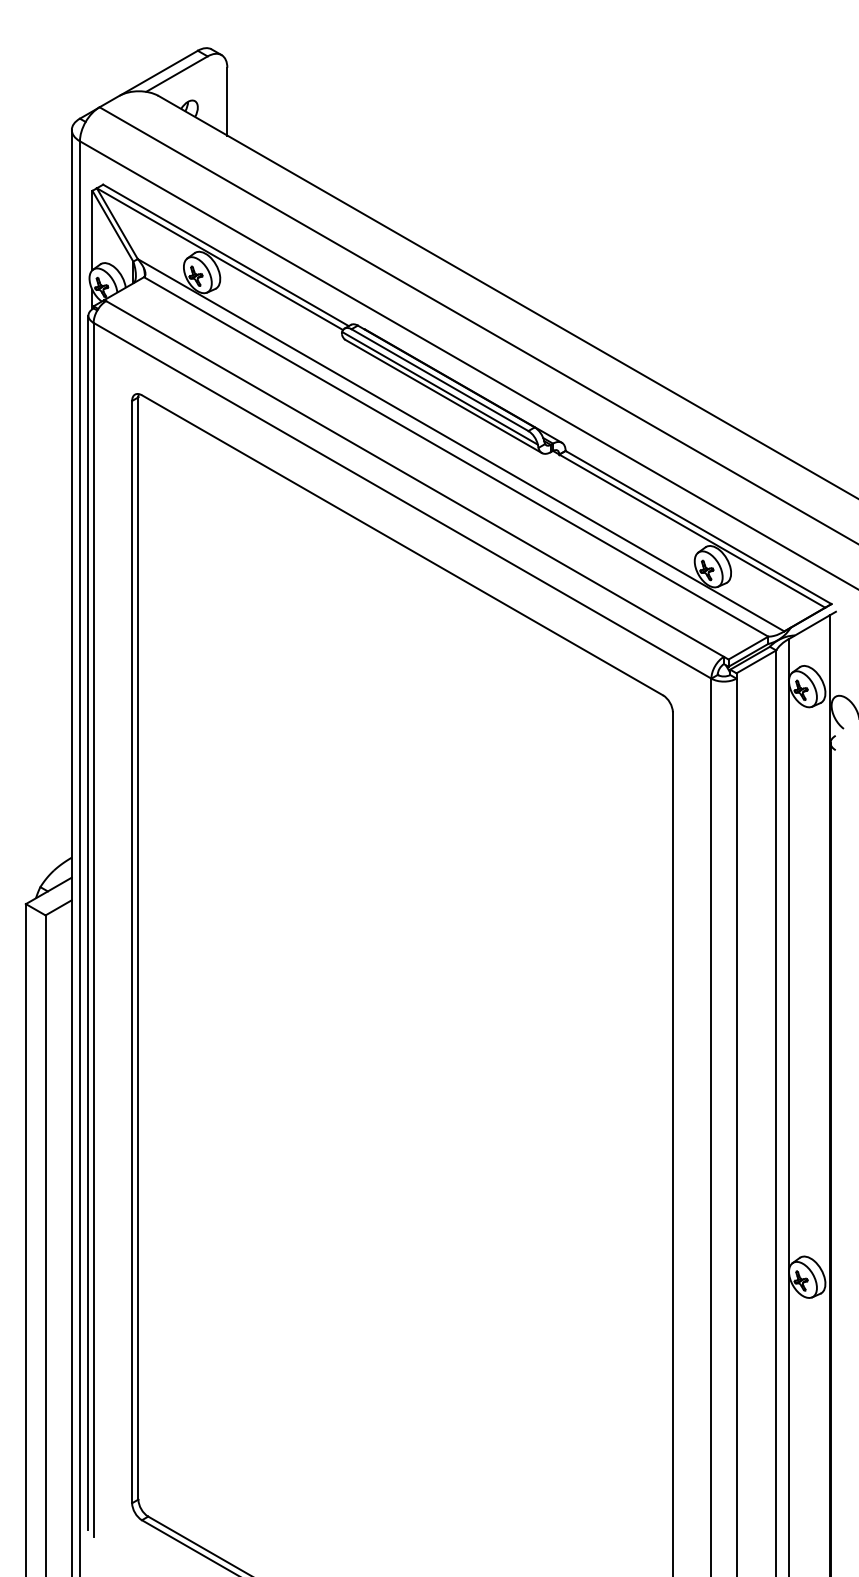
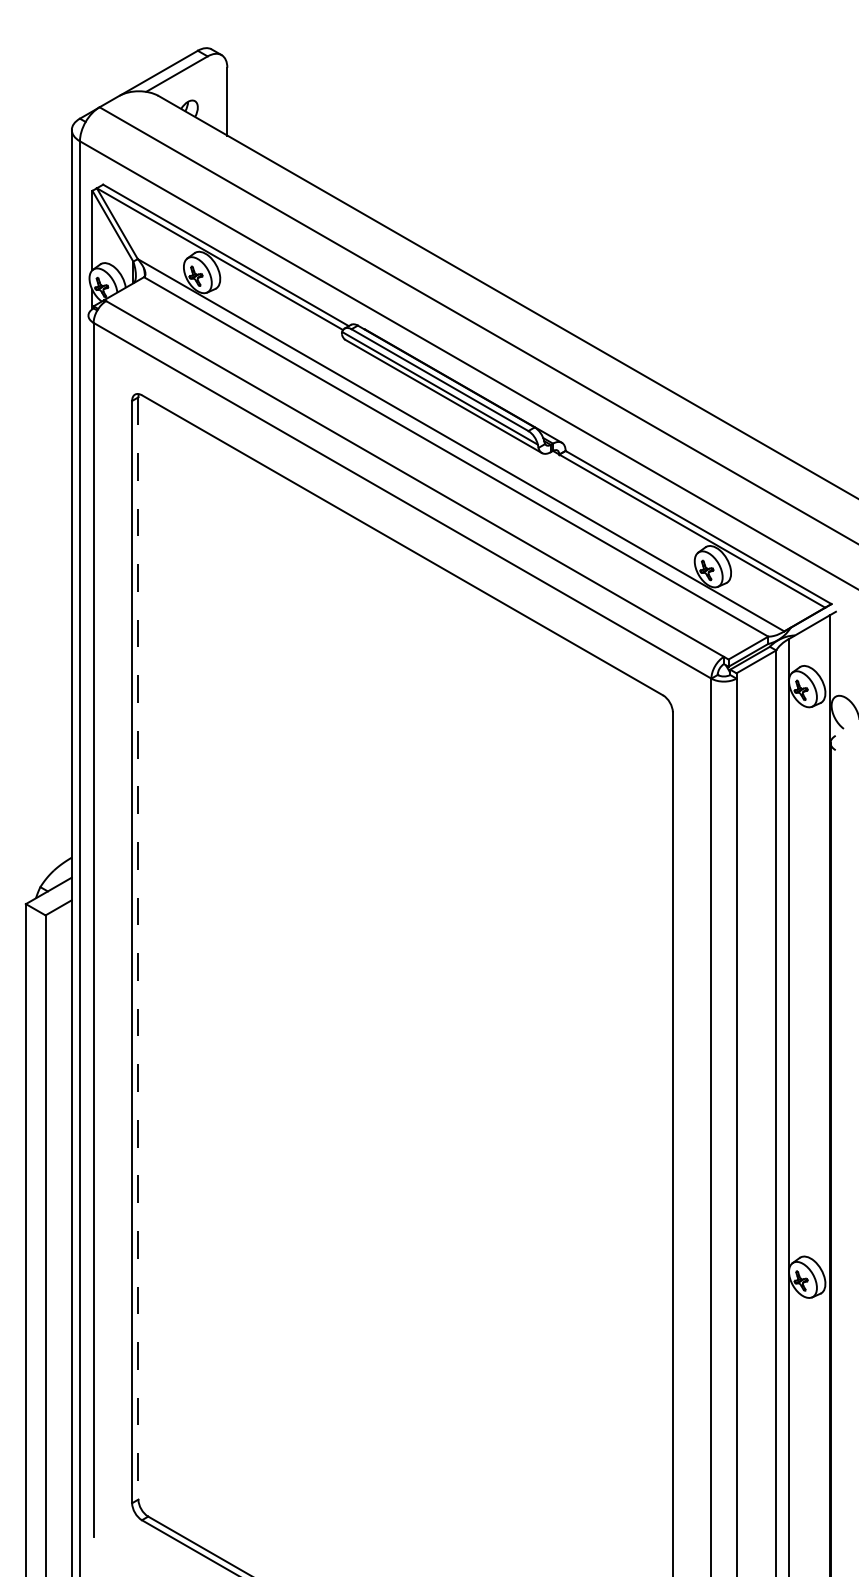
line: present -> none (88, 922)
line: solid -> dashed (138, 948)
